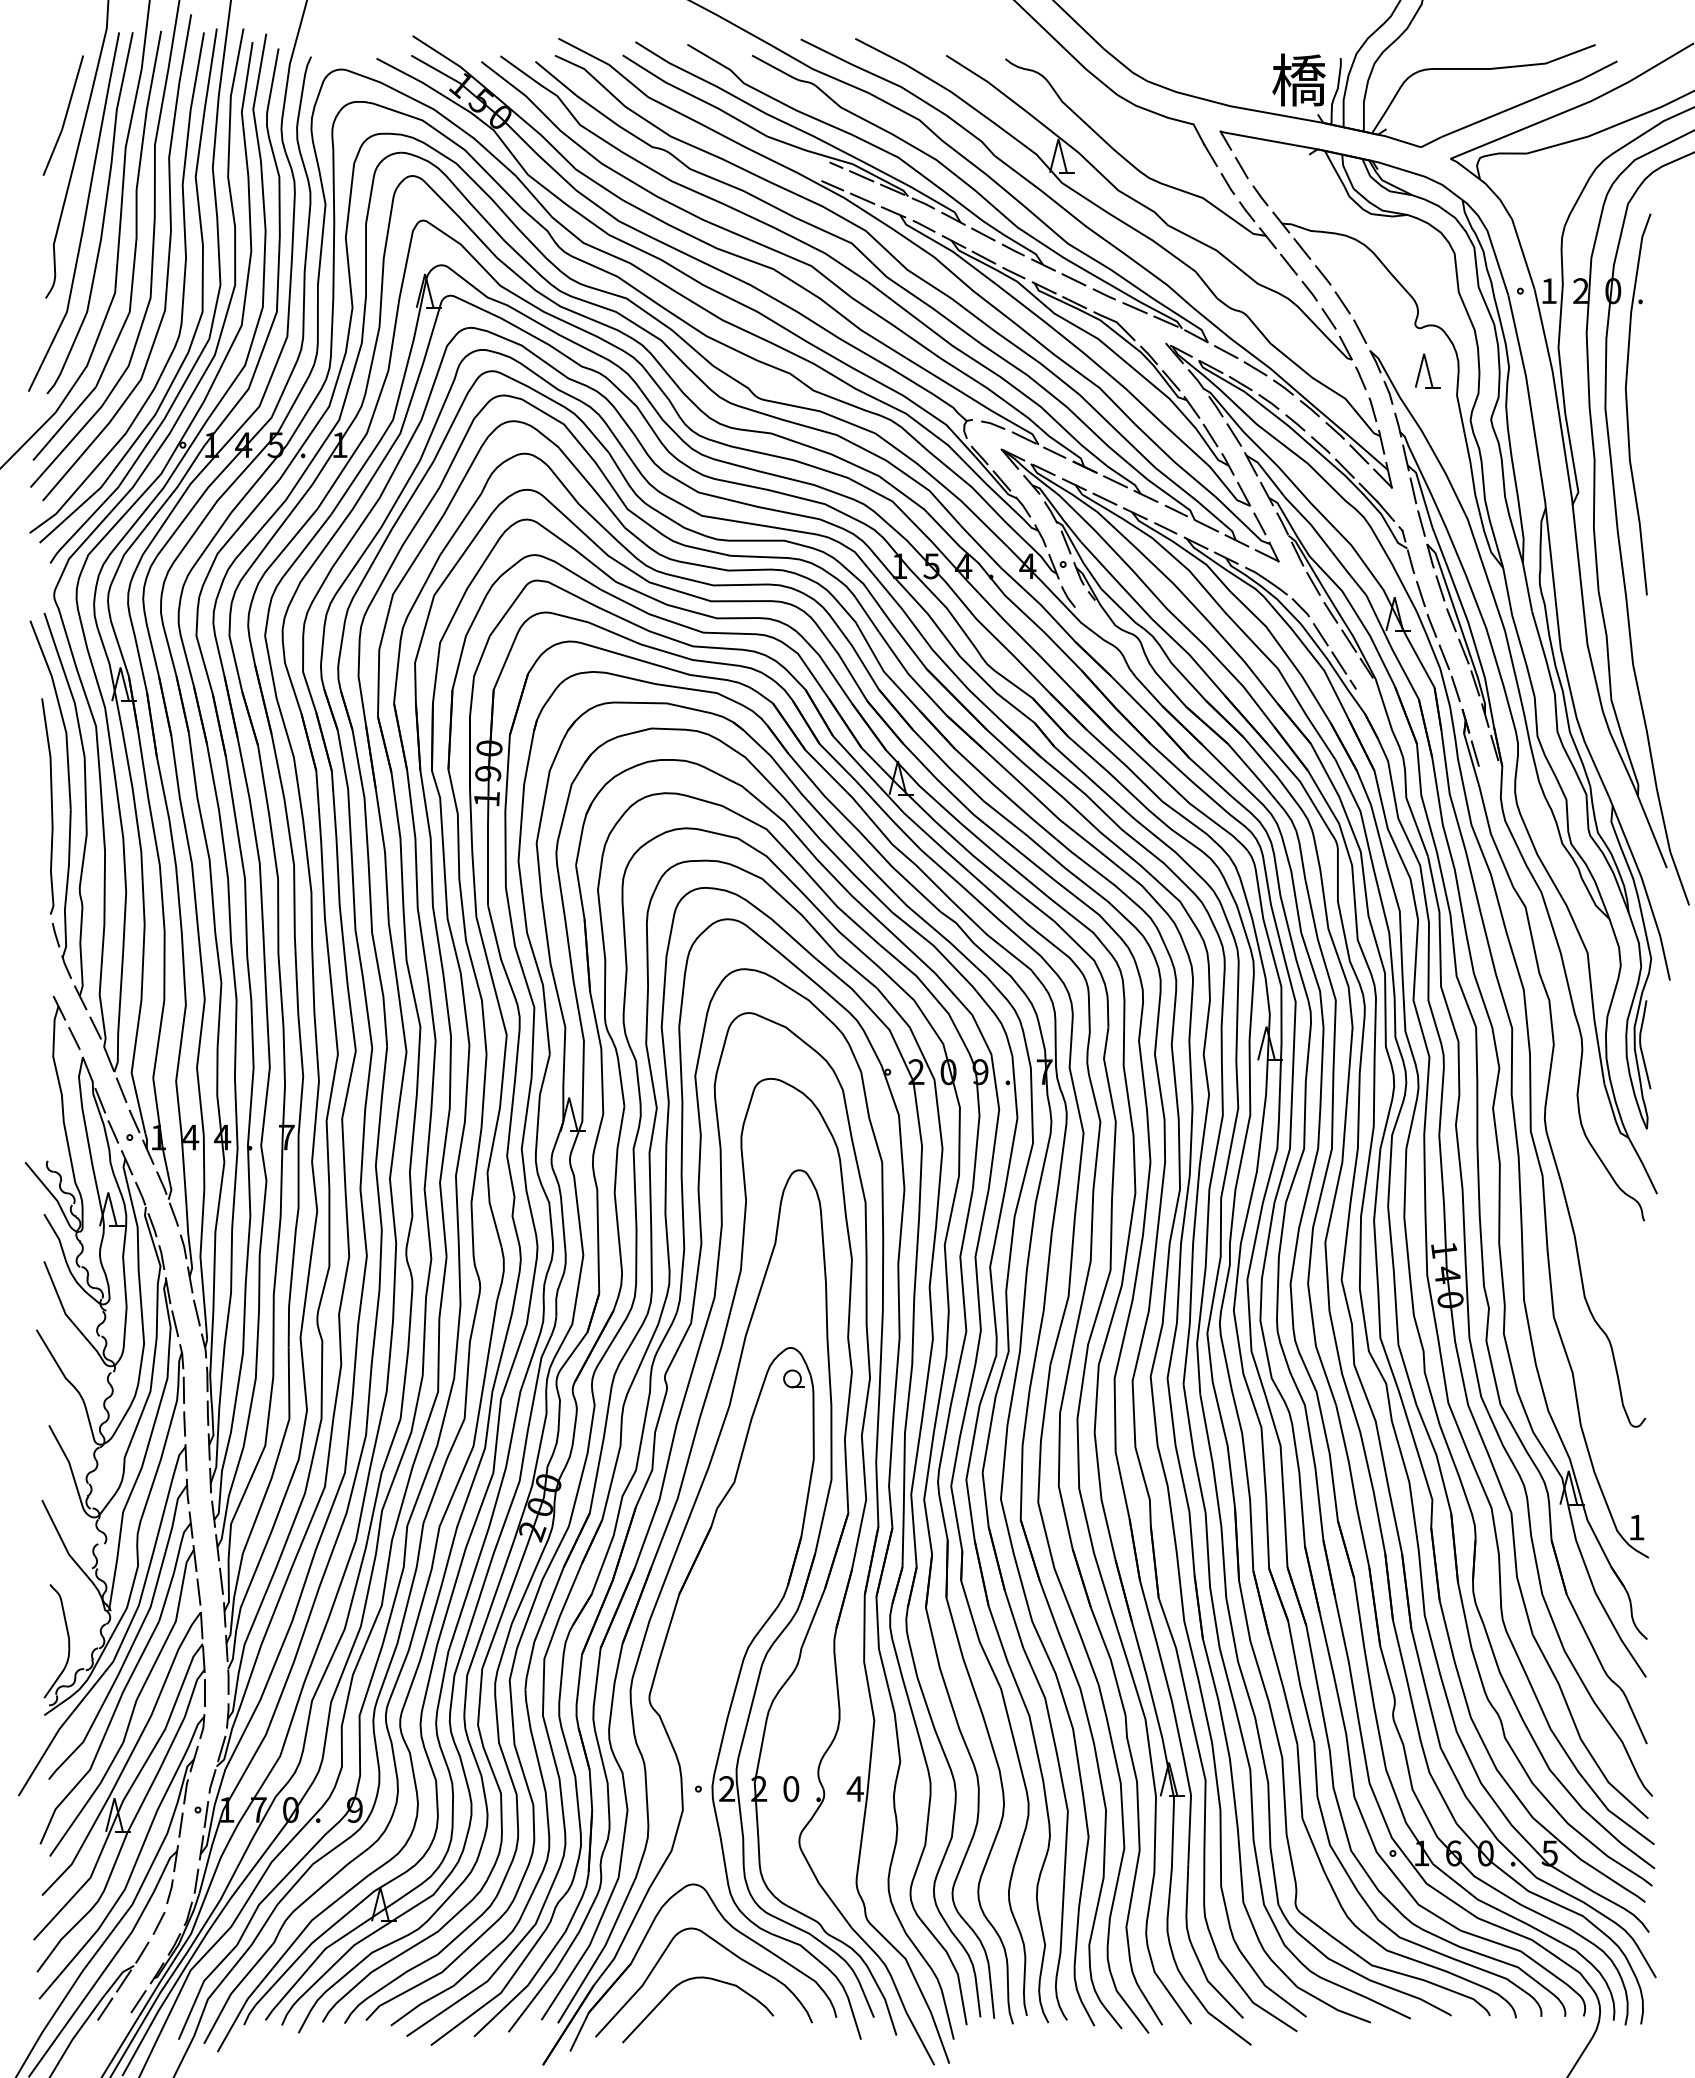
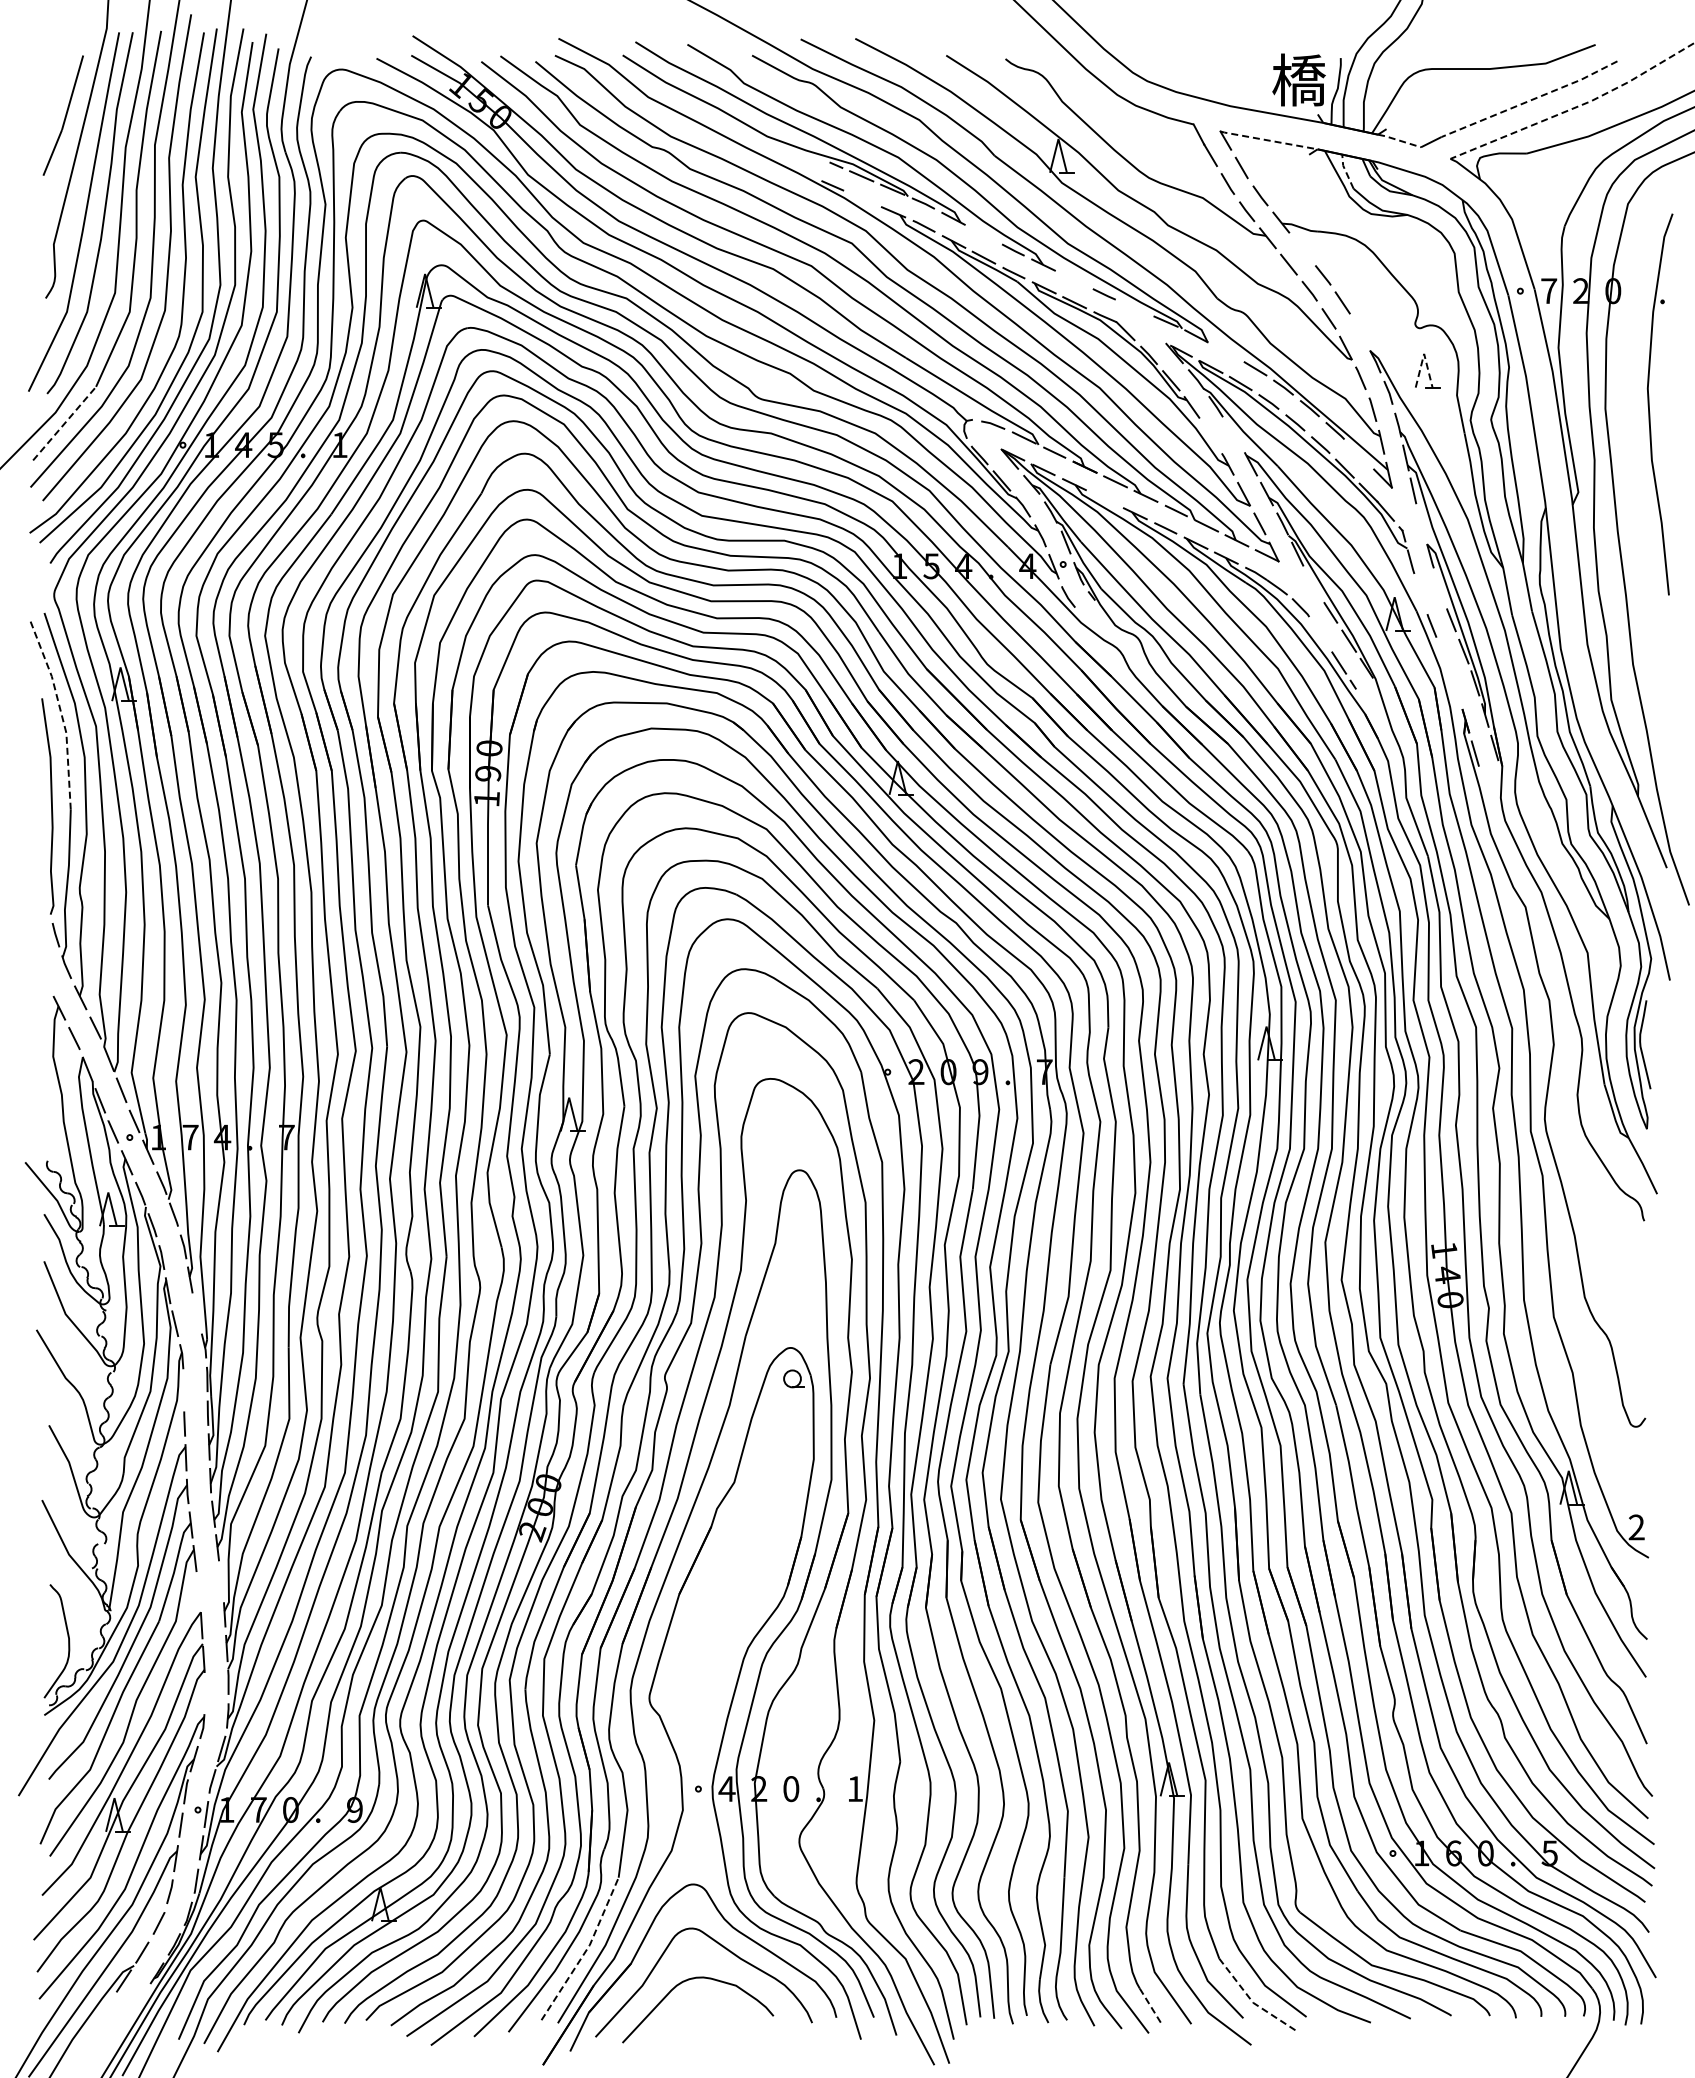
line: solid -> dashed (1530, 100)
line: solid -> dashed (1576, 107)
line: solid -> dashed (1268, 140)
line: solid -> dashed (1399, 140)
line: solid -> dashed (1345, 170)
line: present -> none (862, 198)
line: present -> none (983, 234)
line: present -> none (1302, 248)
line: present -> none (1073, 279)
text: 1 -> 7 (1549, 290)
line: present -> none (1134, 308)
line: present -> none (1360, 331)
line: present -> none (1226, 352)
line: solid -> dashed (1424, 353)
part position: (1627, 404) -> (1649, 404) (1649, 404)
line: solid -> dashed (64, 423)
line: present -> none (1234, 434)
line: present -> none (1210, 435)
line: present -> none (1359, 454)
line: present -> none (1104, 498)
line: present -> none (1421, 523)
line: present -> none (1313, 583)
line: present -> none (1440, 588)
line: present -> none (1420, 593)
line: present -> none (1320, 634)
line: present -> none (1444, 657)
line: present -> none (1455, 688)
line: solid -> dashed (61, 712)
text: 4 -> 7 (190, 1137)
line: present -> none (196, 1312)
line: present -> none (183, 1390)
text: 1 -> 2 (1636, 1527)
line: present -> none (221, 1580)
line: present -> none (198, 1591)
line: present -> none (204, 1692)
text: 2 -> 4 (726, 1788)
text: 4 -> 1 (854, 1788)
line: solid -> dashed (586, 1951)
line: present -> none (138, 2001)
line: solid -> dashed (1252, 2002)
line: solid -> dashed (1151, 2006)
line: present -> none (105, 2008)
